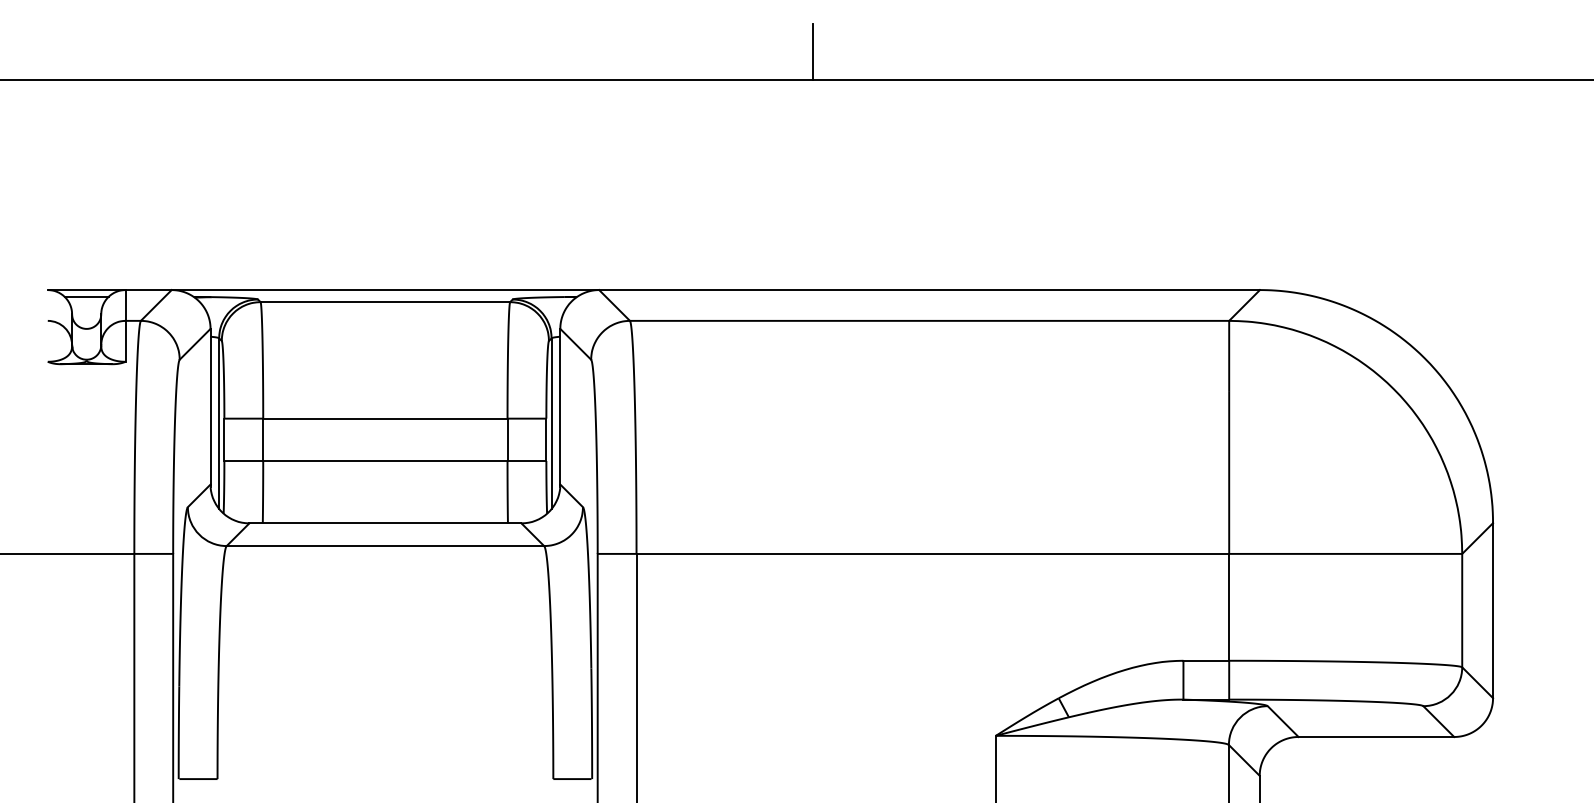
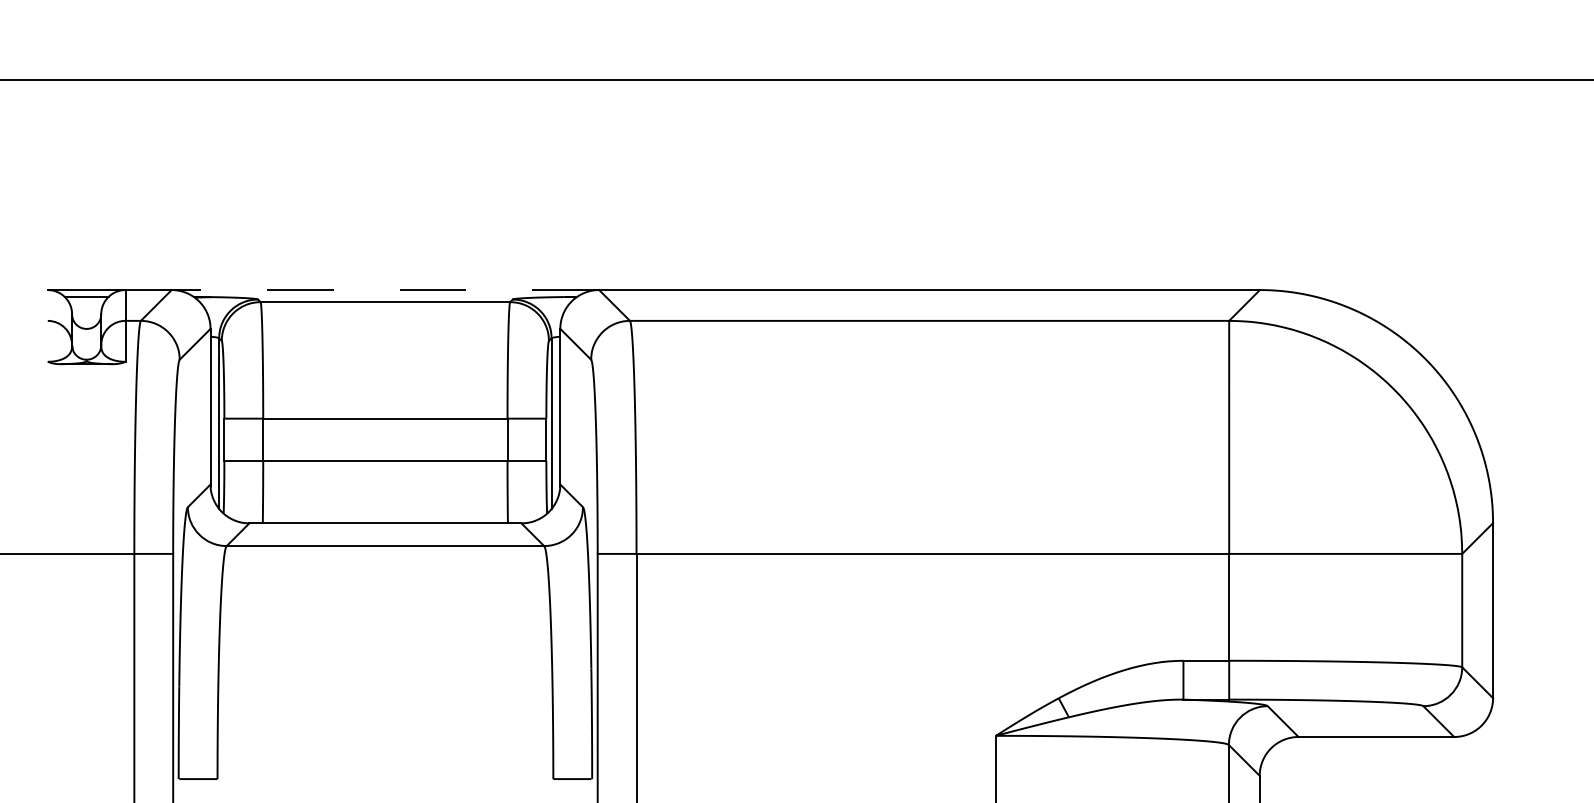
line: present -> none (813, 51)
line: solid -> dashed (384, 290)
